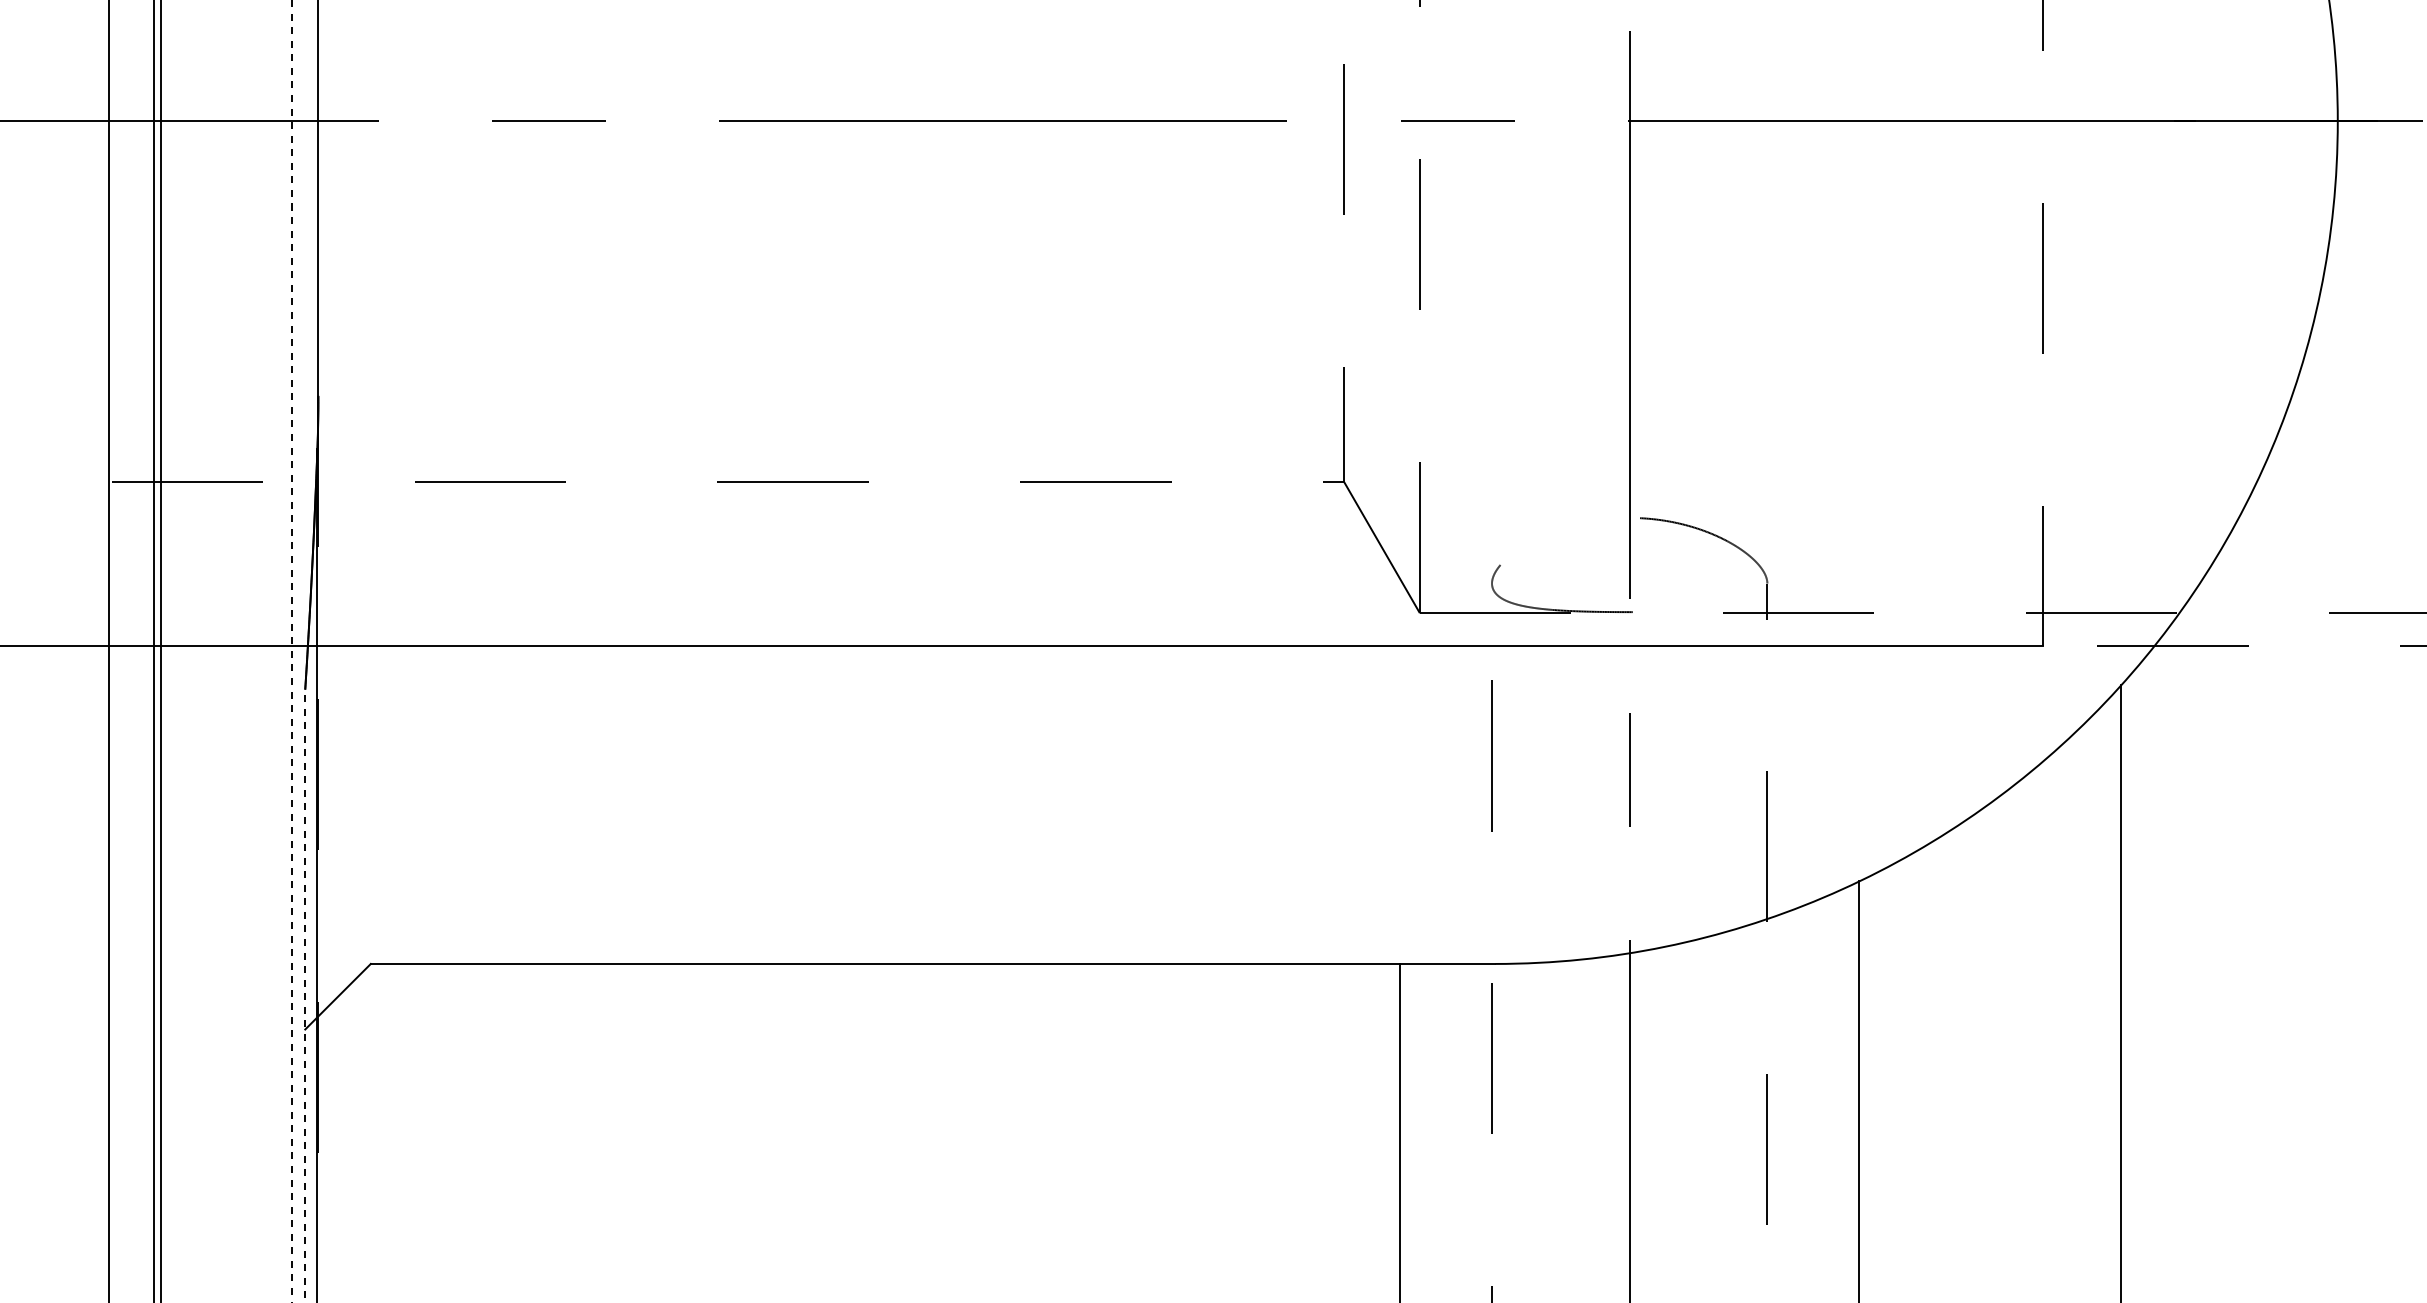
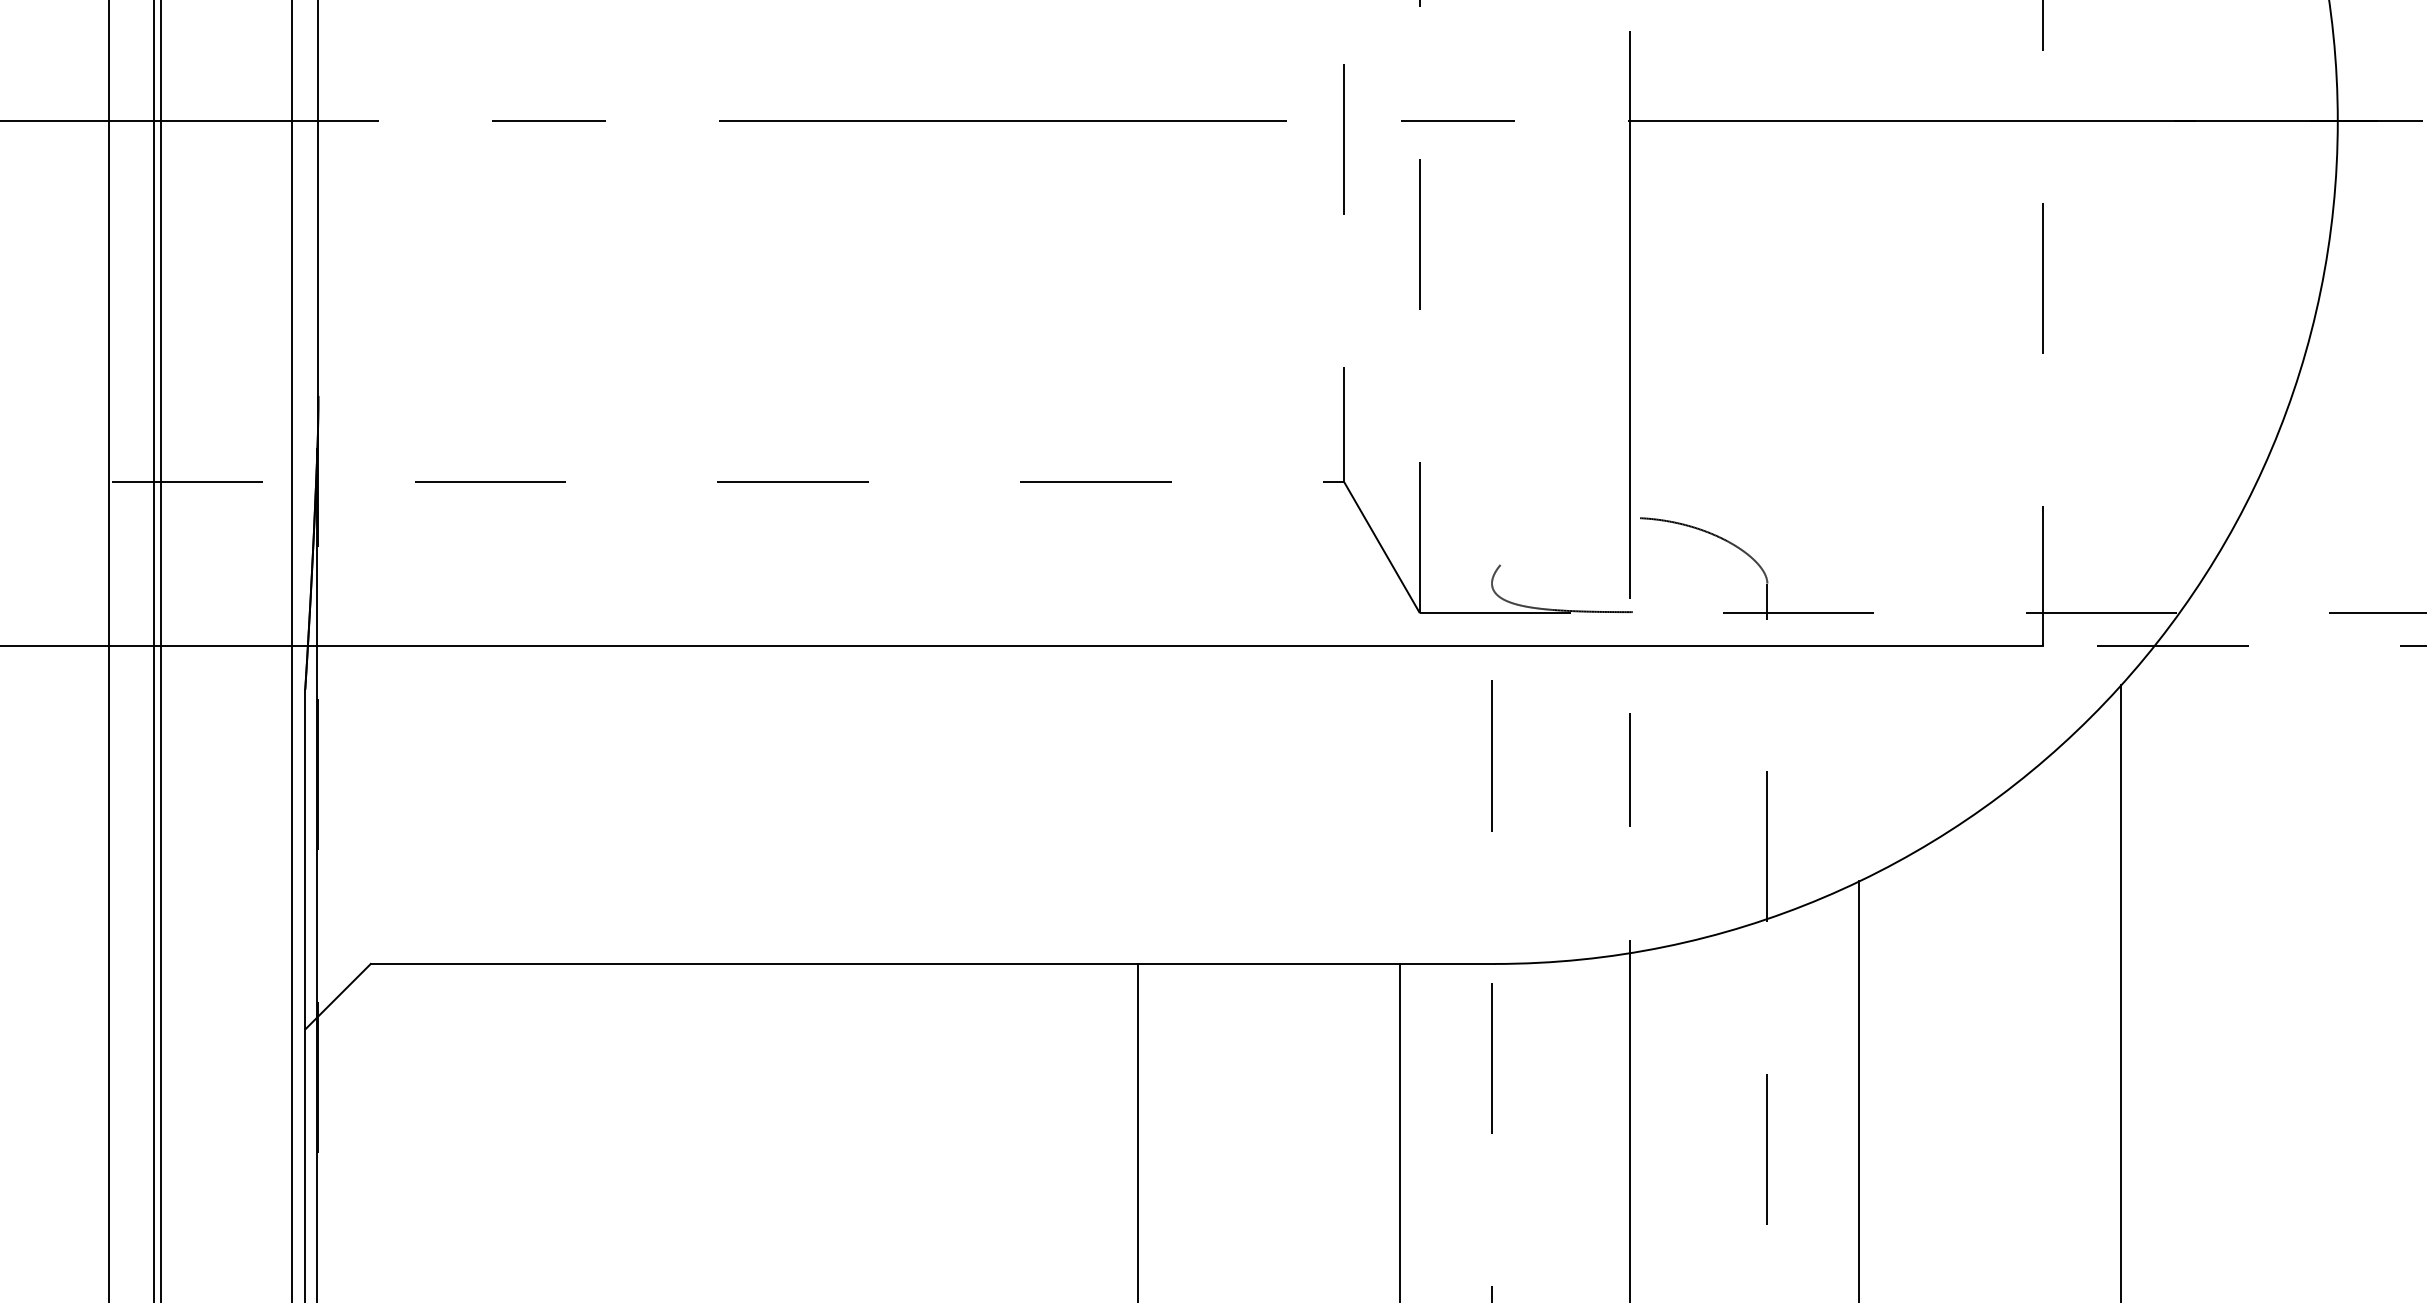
line: dashed -> solid (292, 651)
line: dashed -> solid (305, 995)
line: none -> present (1137, 1131)
